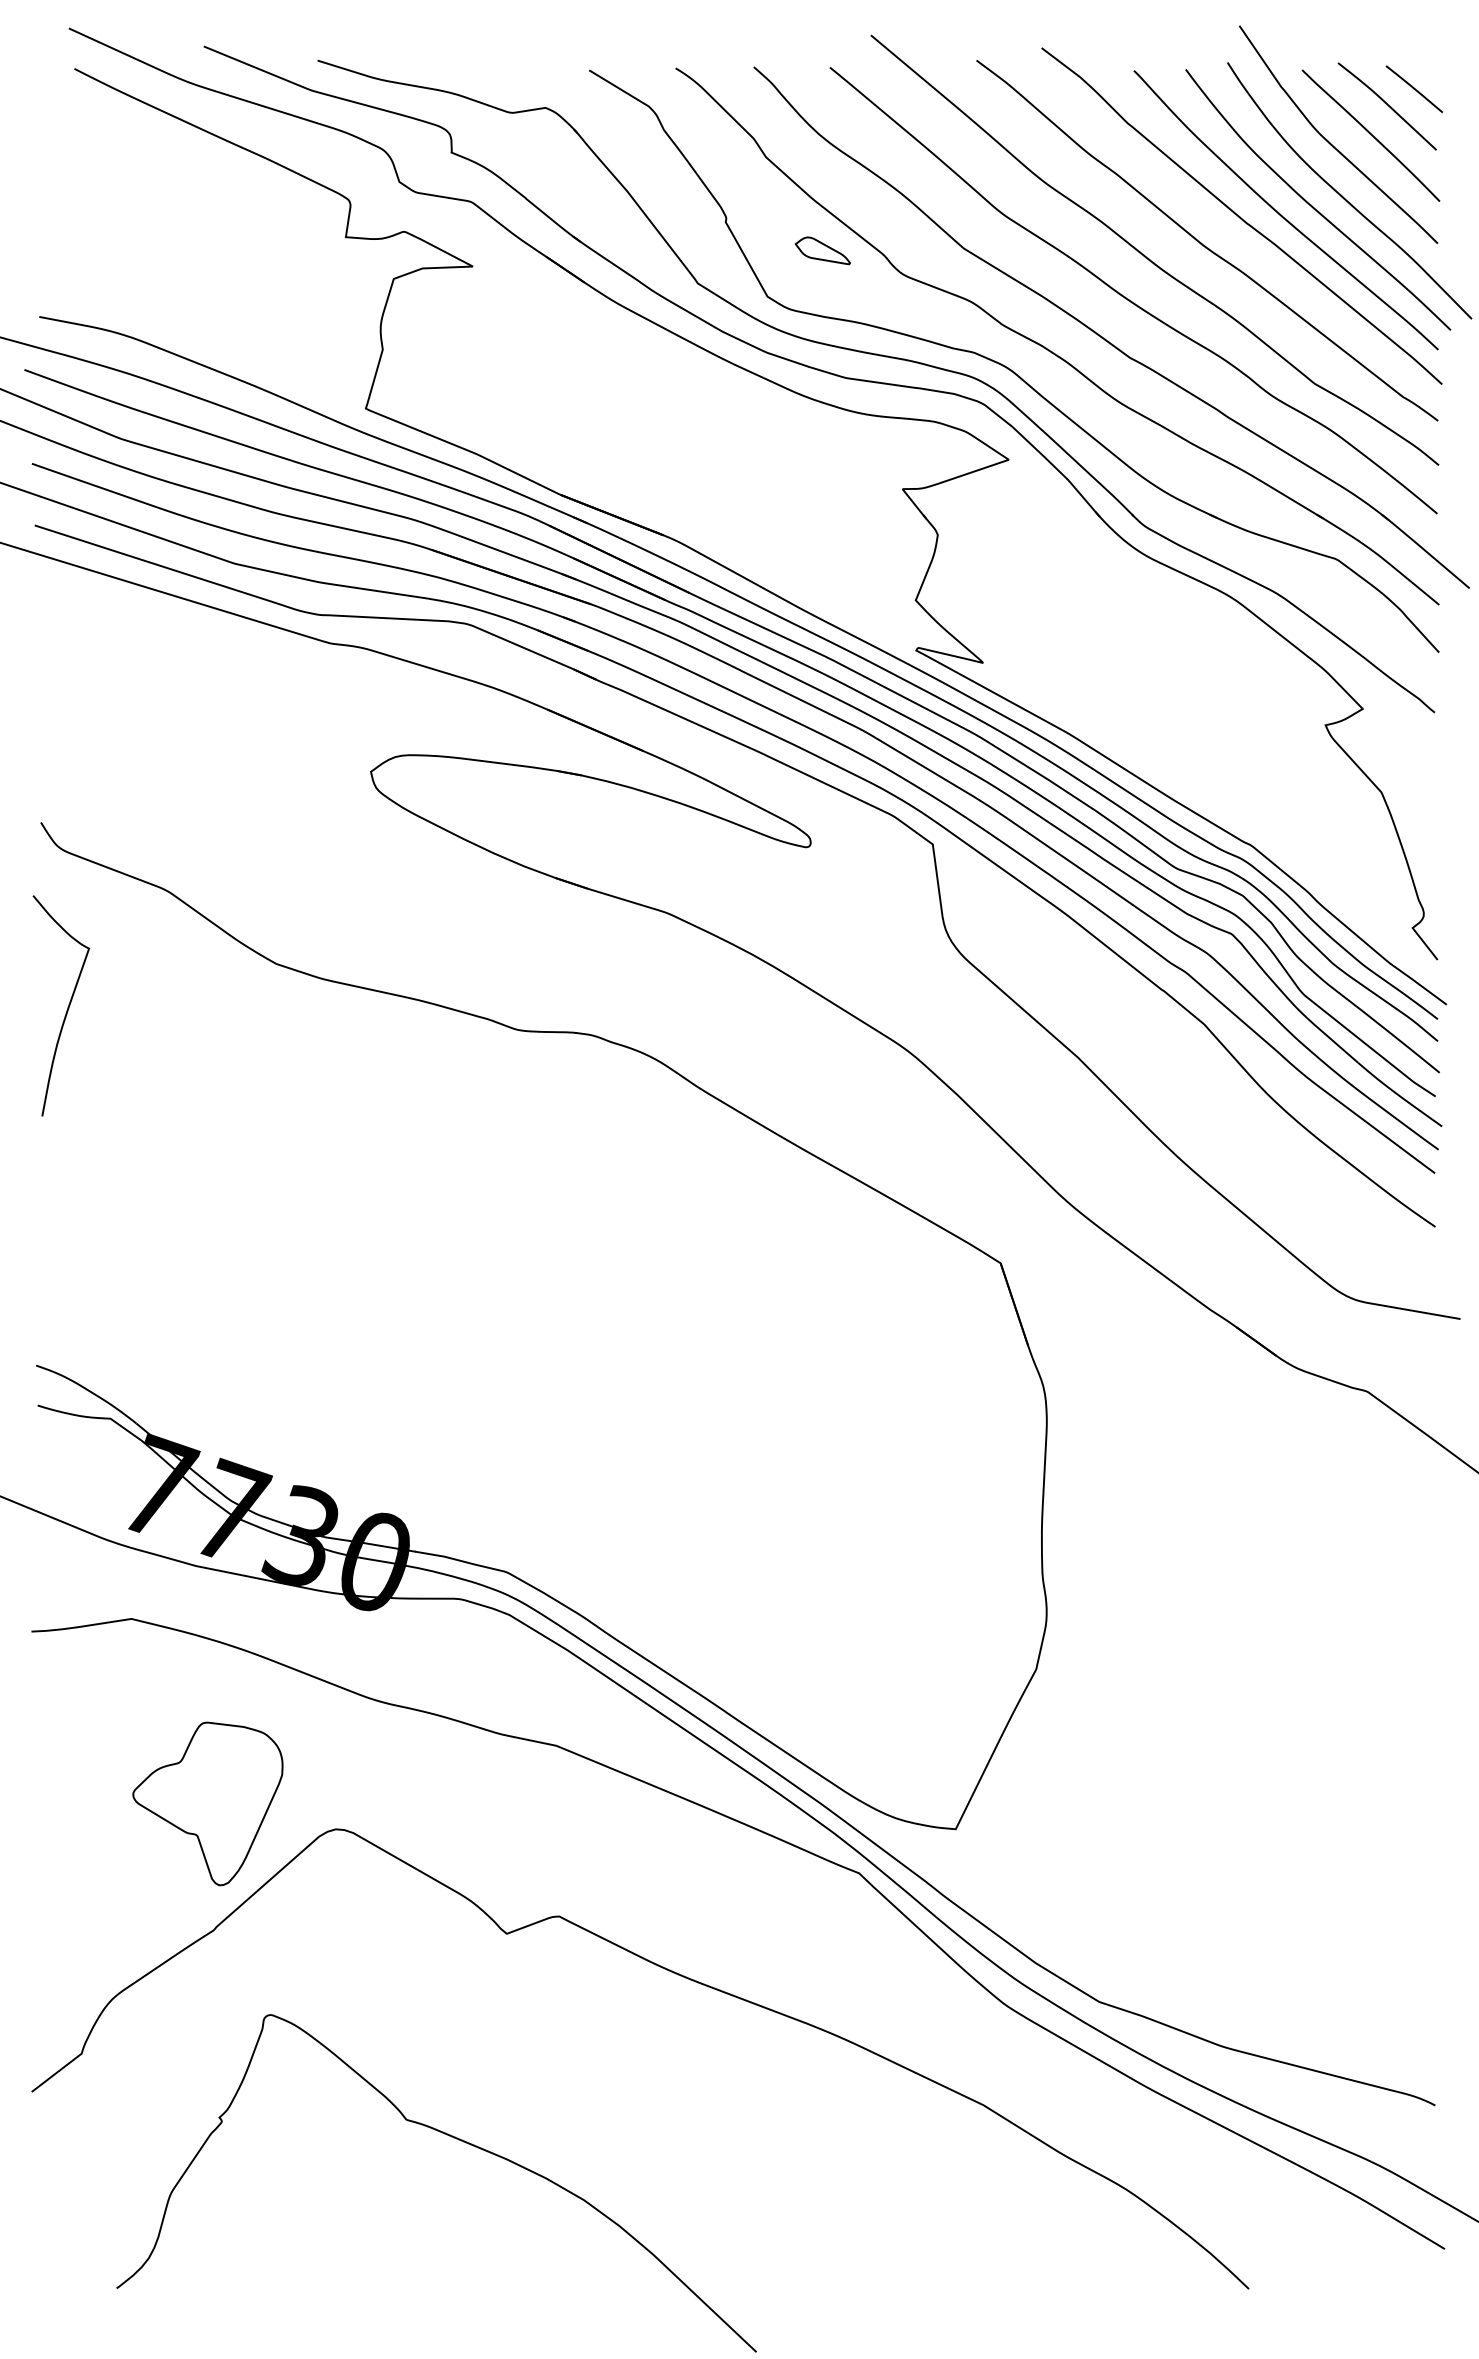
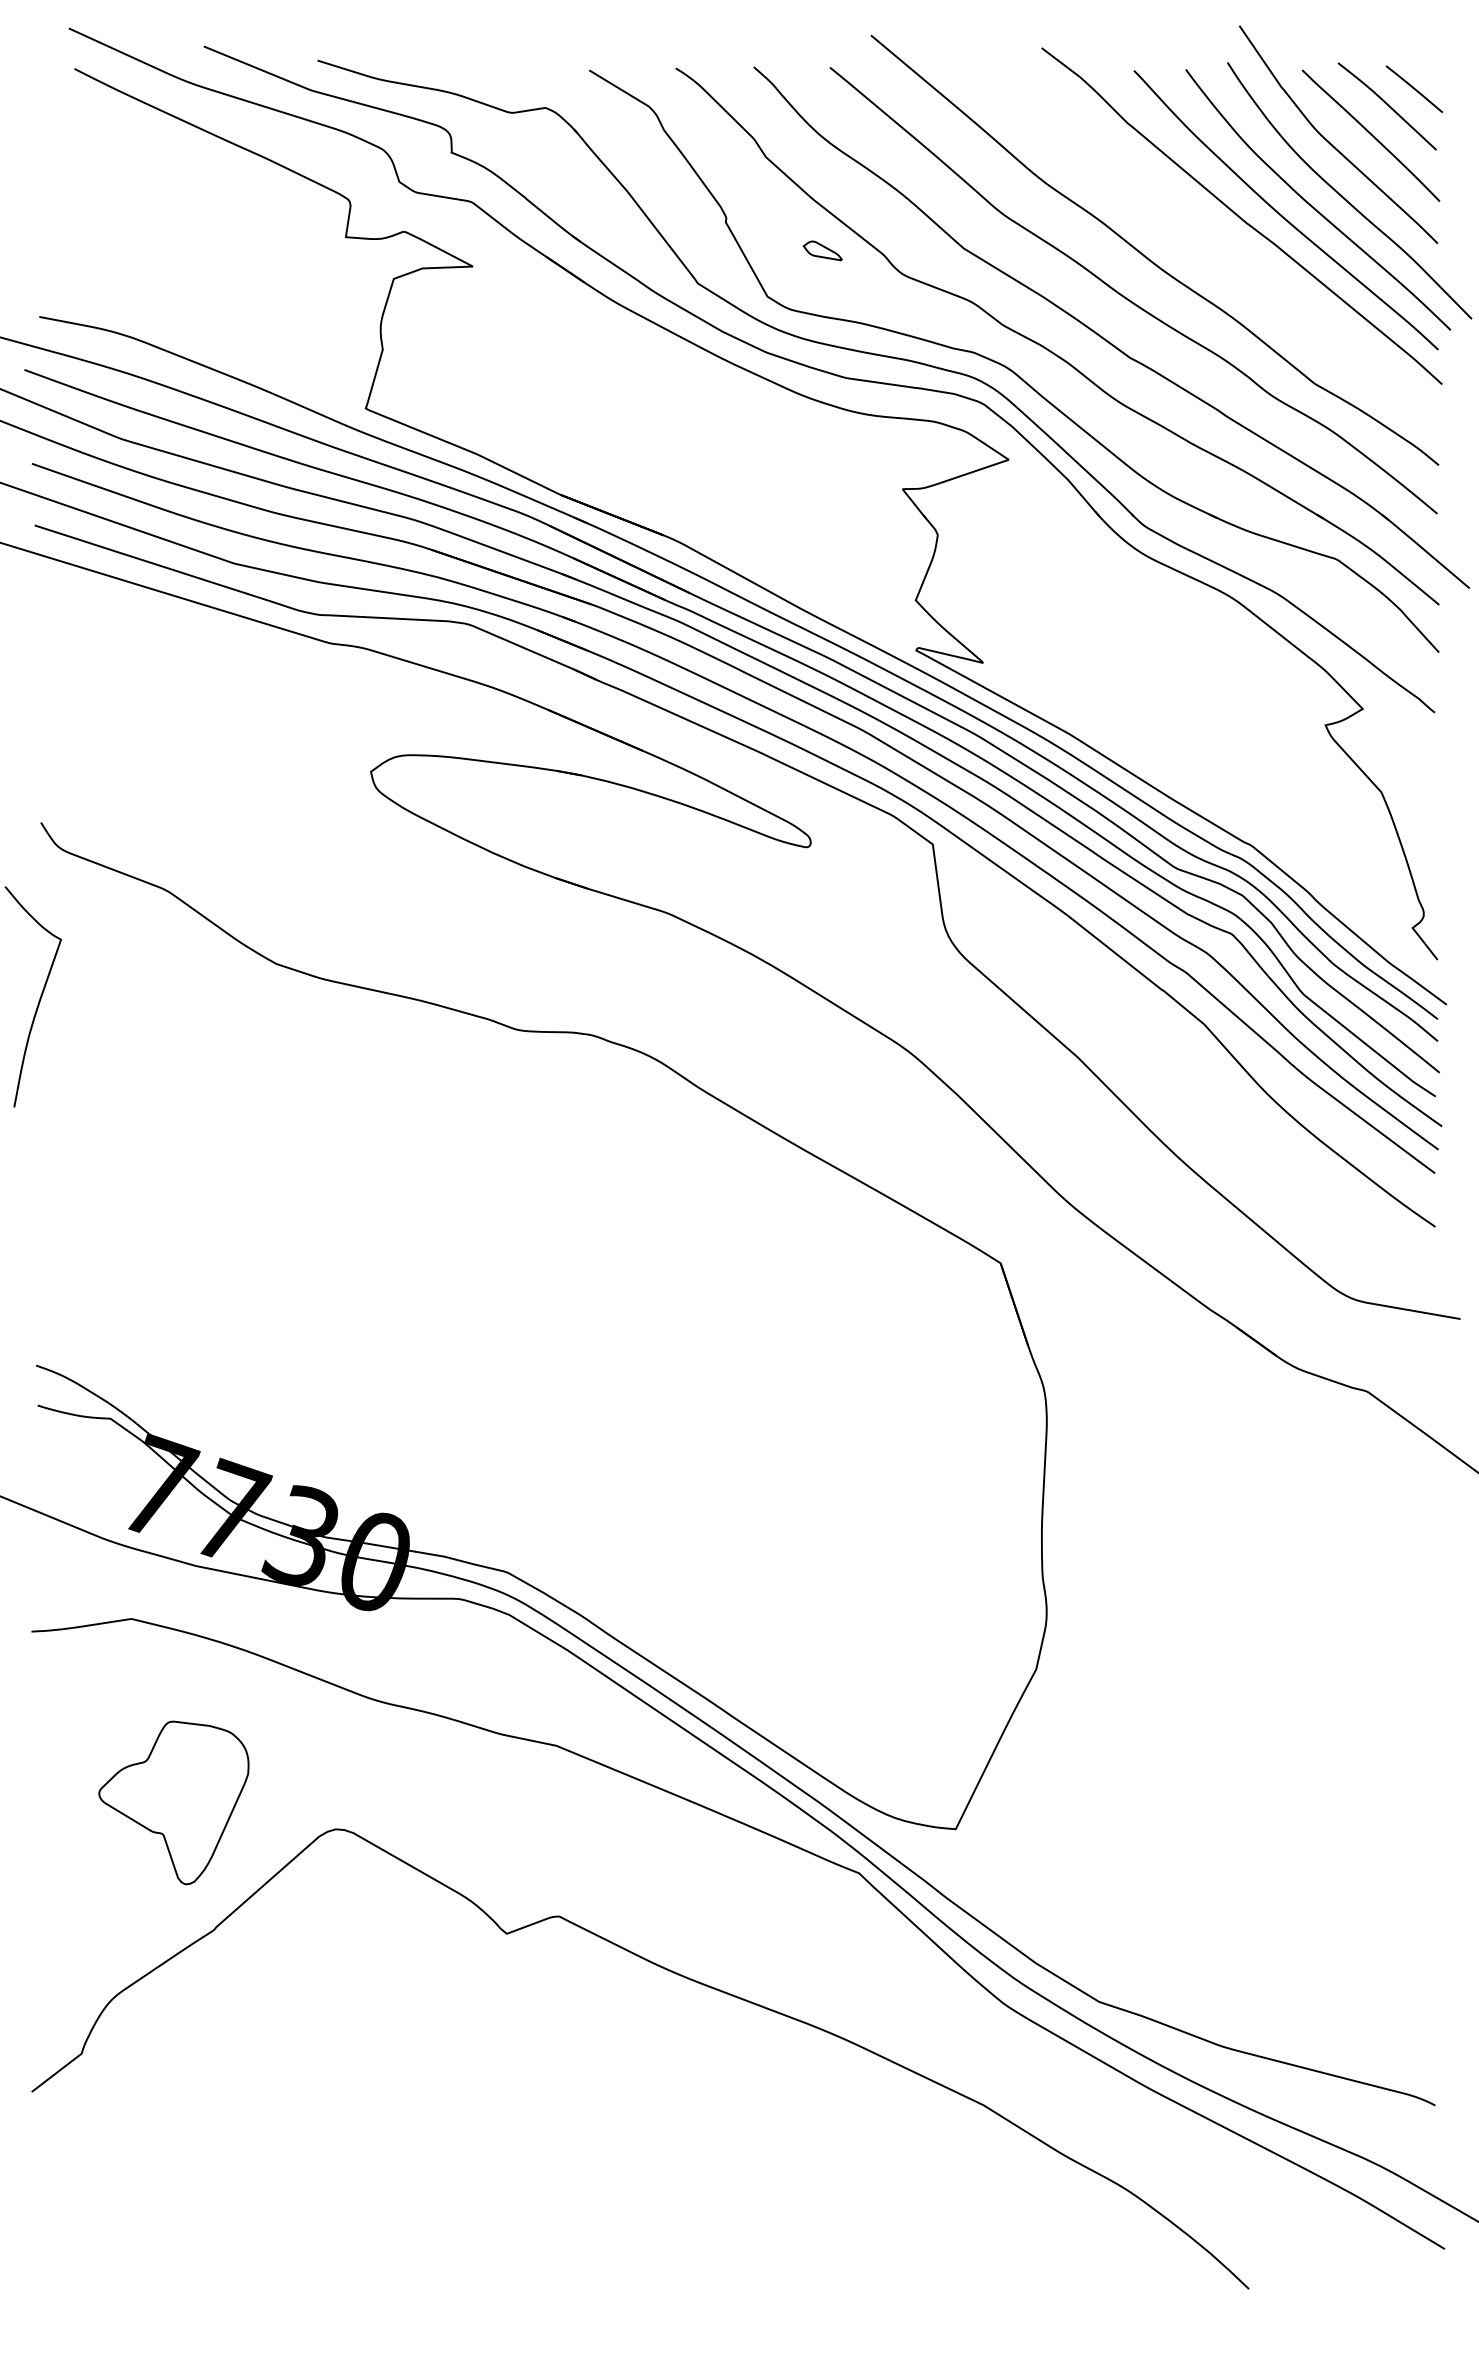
curve: present -> none (1205, 245)
part size: 57x30 px -> 41x22 px (822, 250)
curve position: (67, 1007) -> (39, 998) (39, 998)
part position: (207, 1803) -> (173, 1802) (173, 1802)
curve: present -> none (458, 2140)
